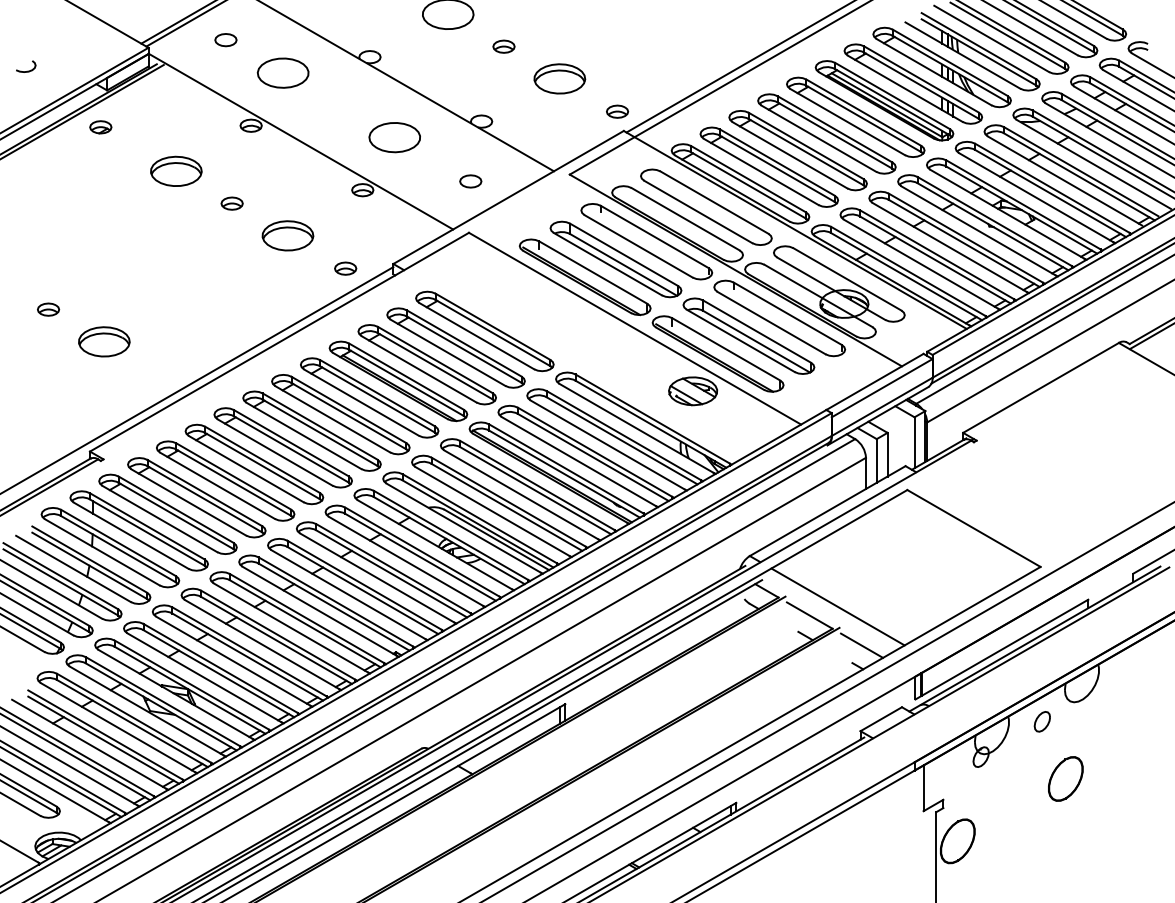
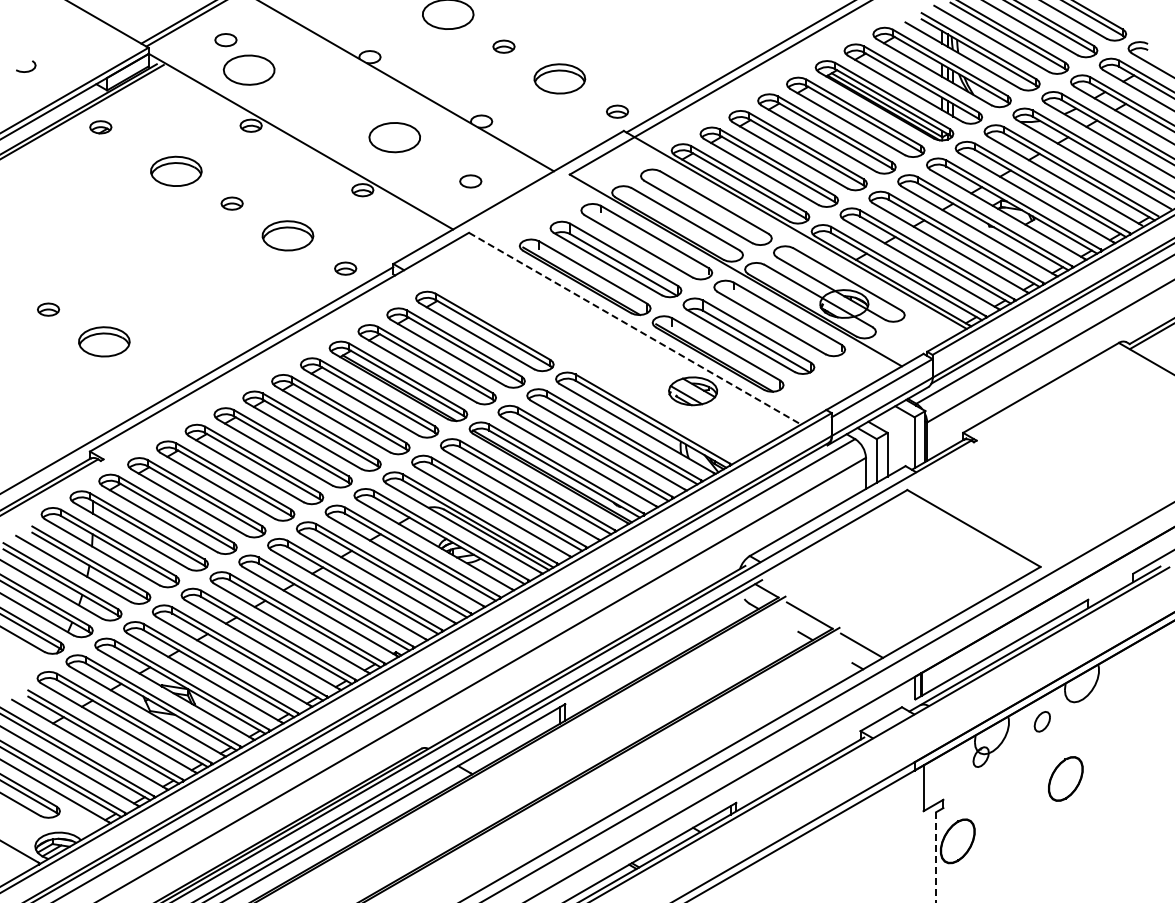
part position: (282, 72) -> (248, 69) (248, 69)
line: solid -> dashed (635, 328)
line: present -> none (837, 606)
line: solid -> dashed (936, 857)
